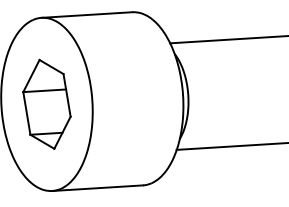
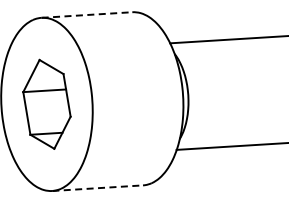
line: solid -> dashed (87, 15)
line: solid -> dashed (98, 188)
